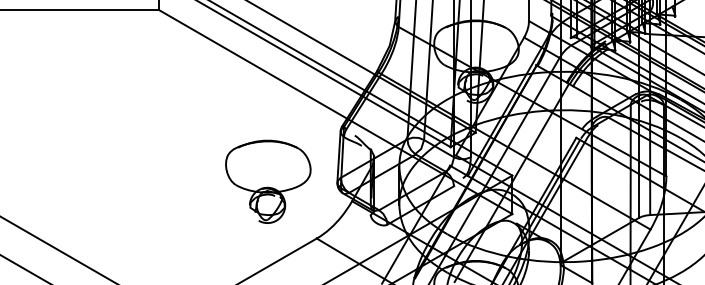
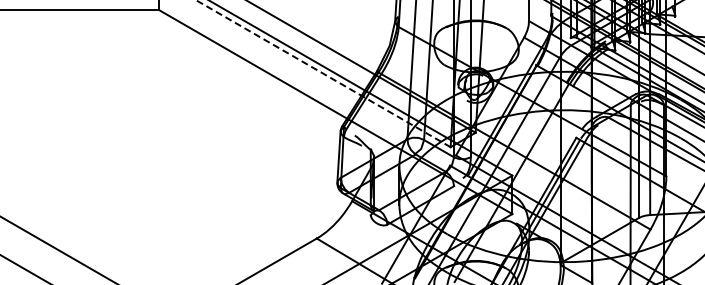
line: solid -> dashed (323, 73)
part: present -> none (268, 181)
